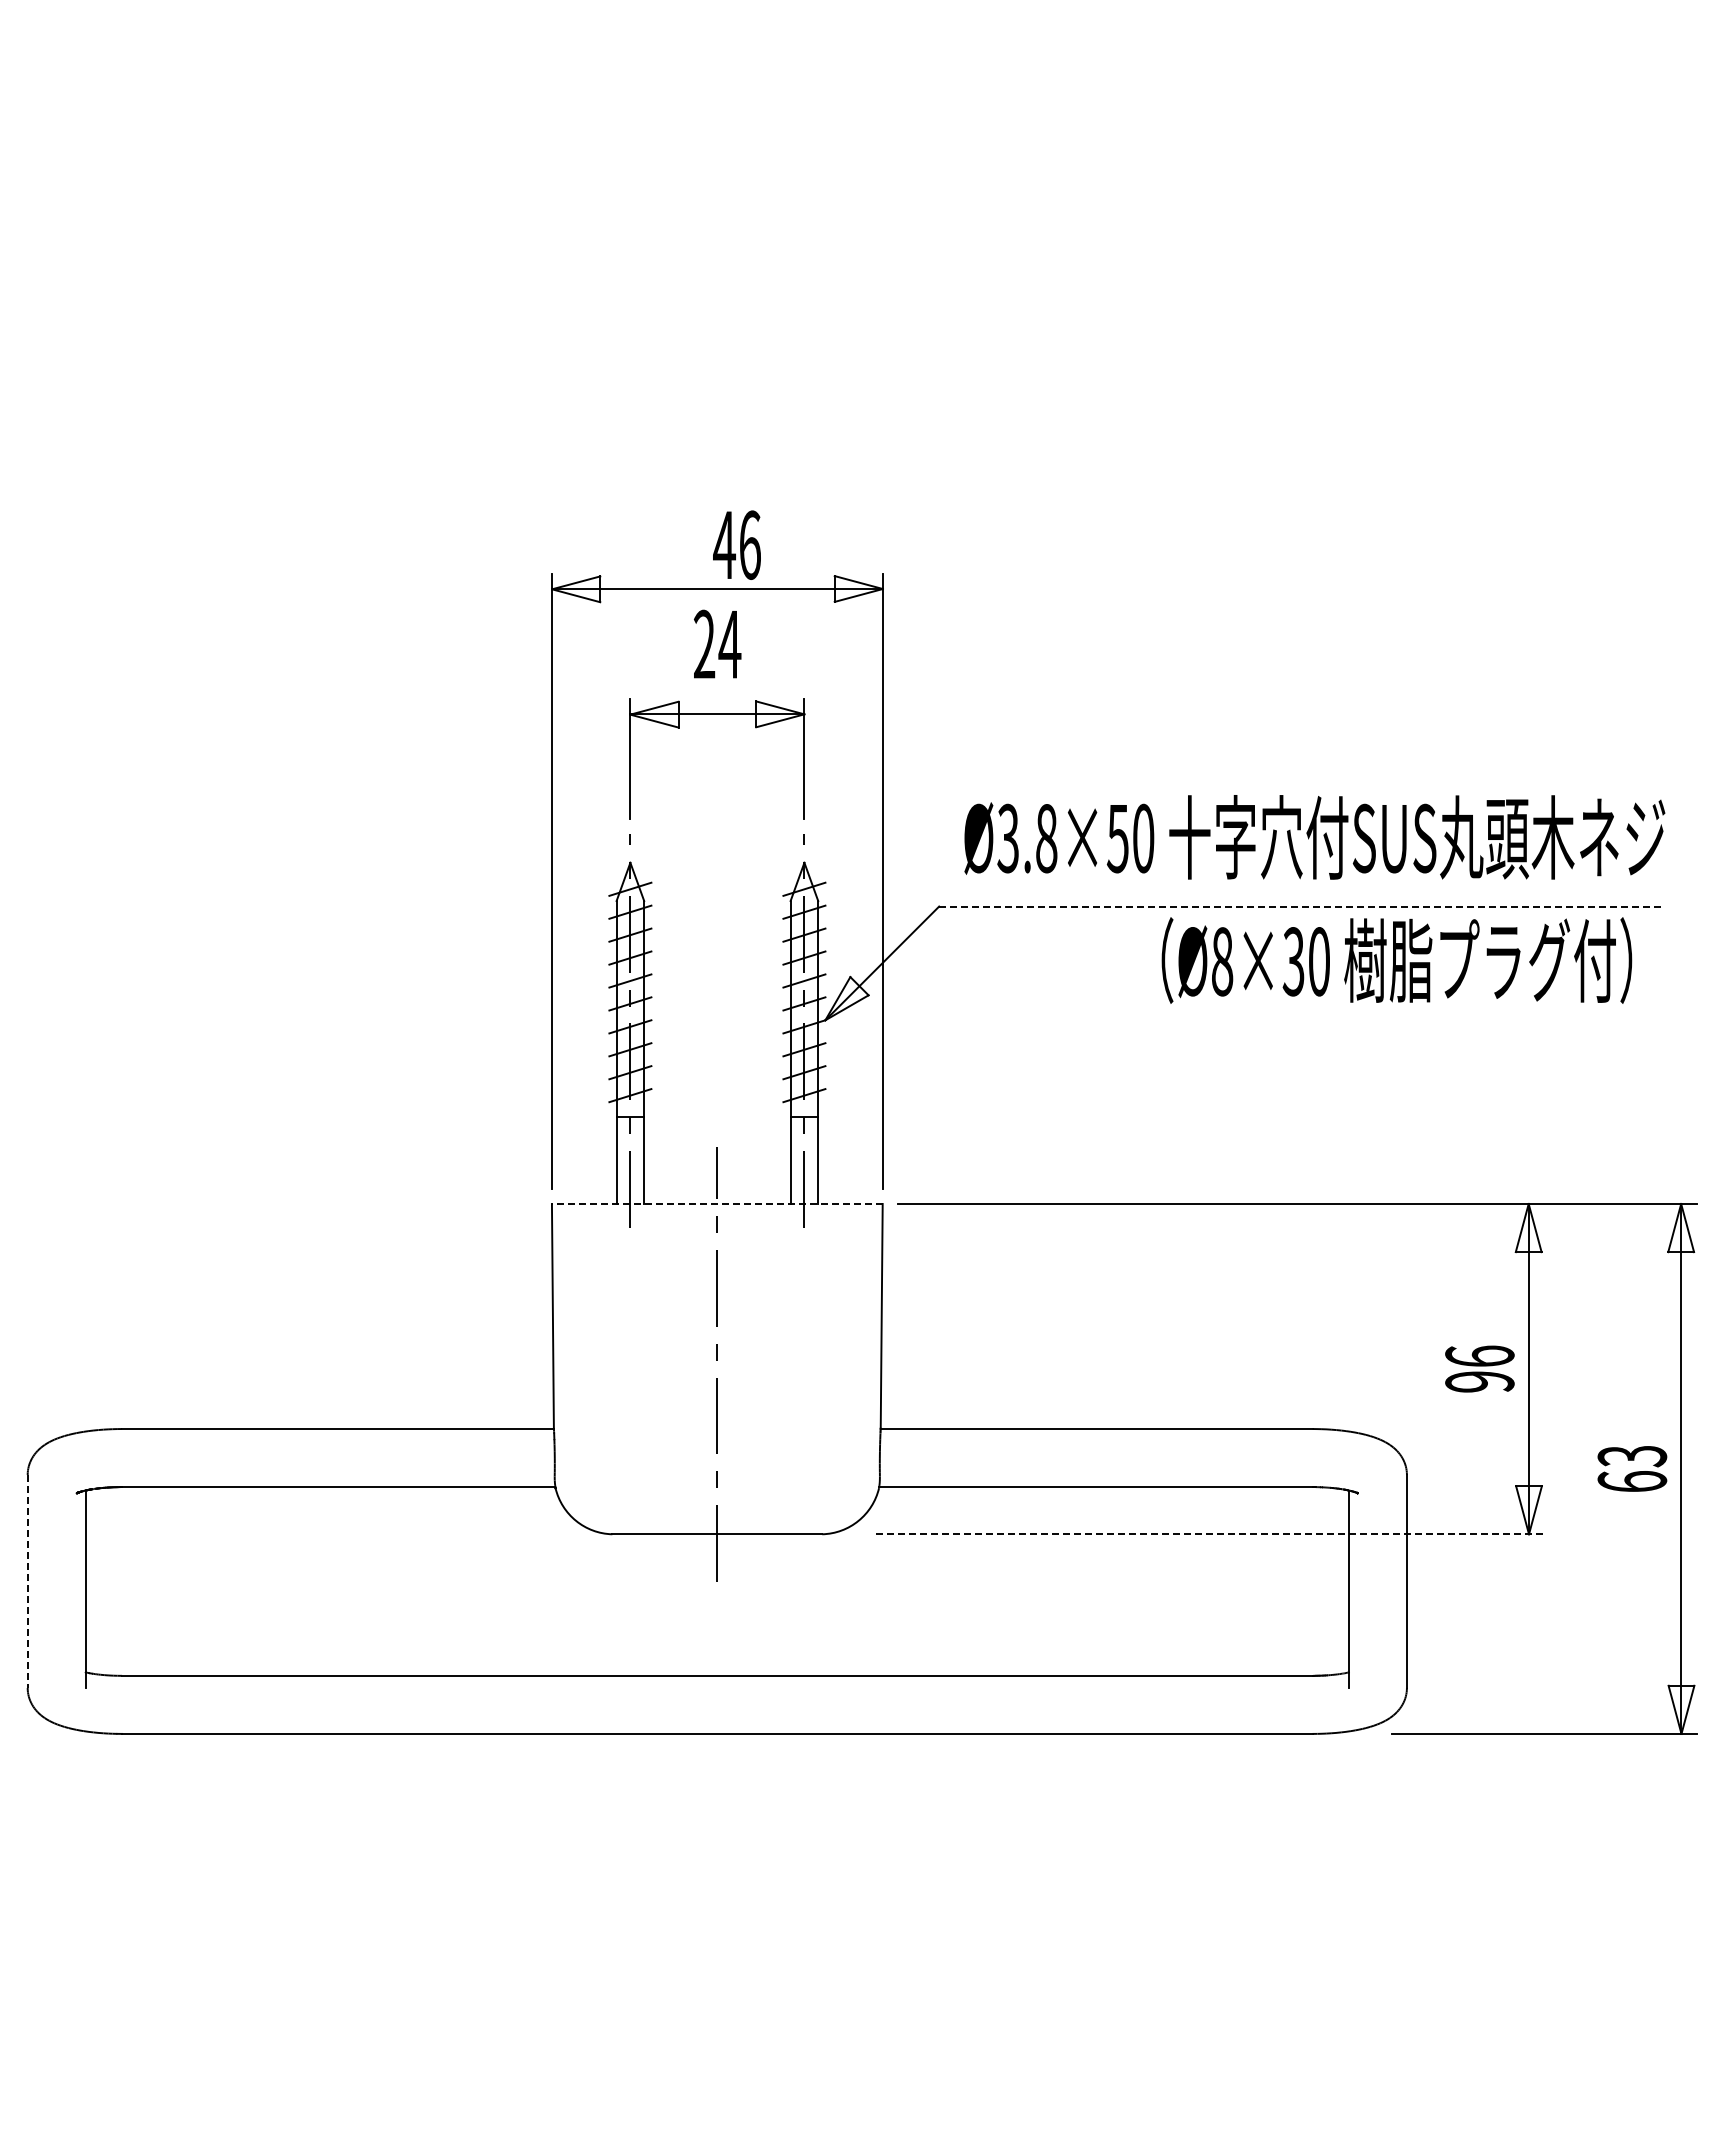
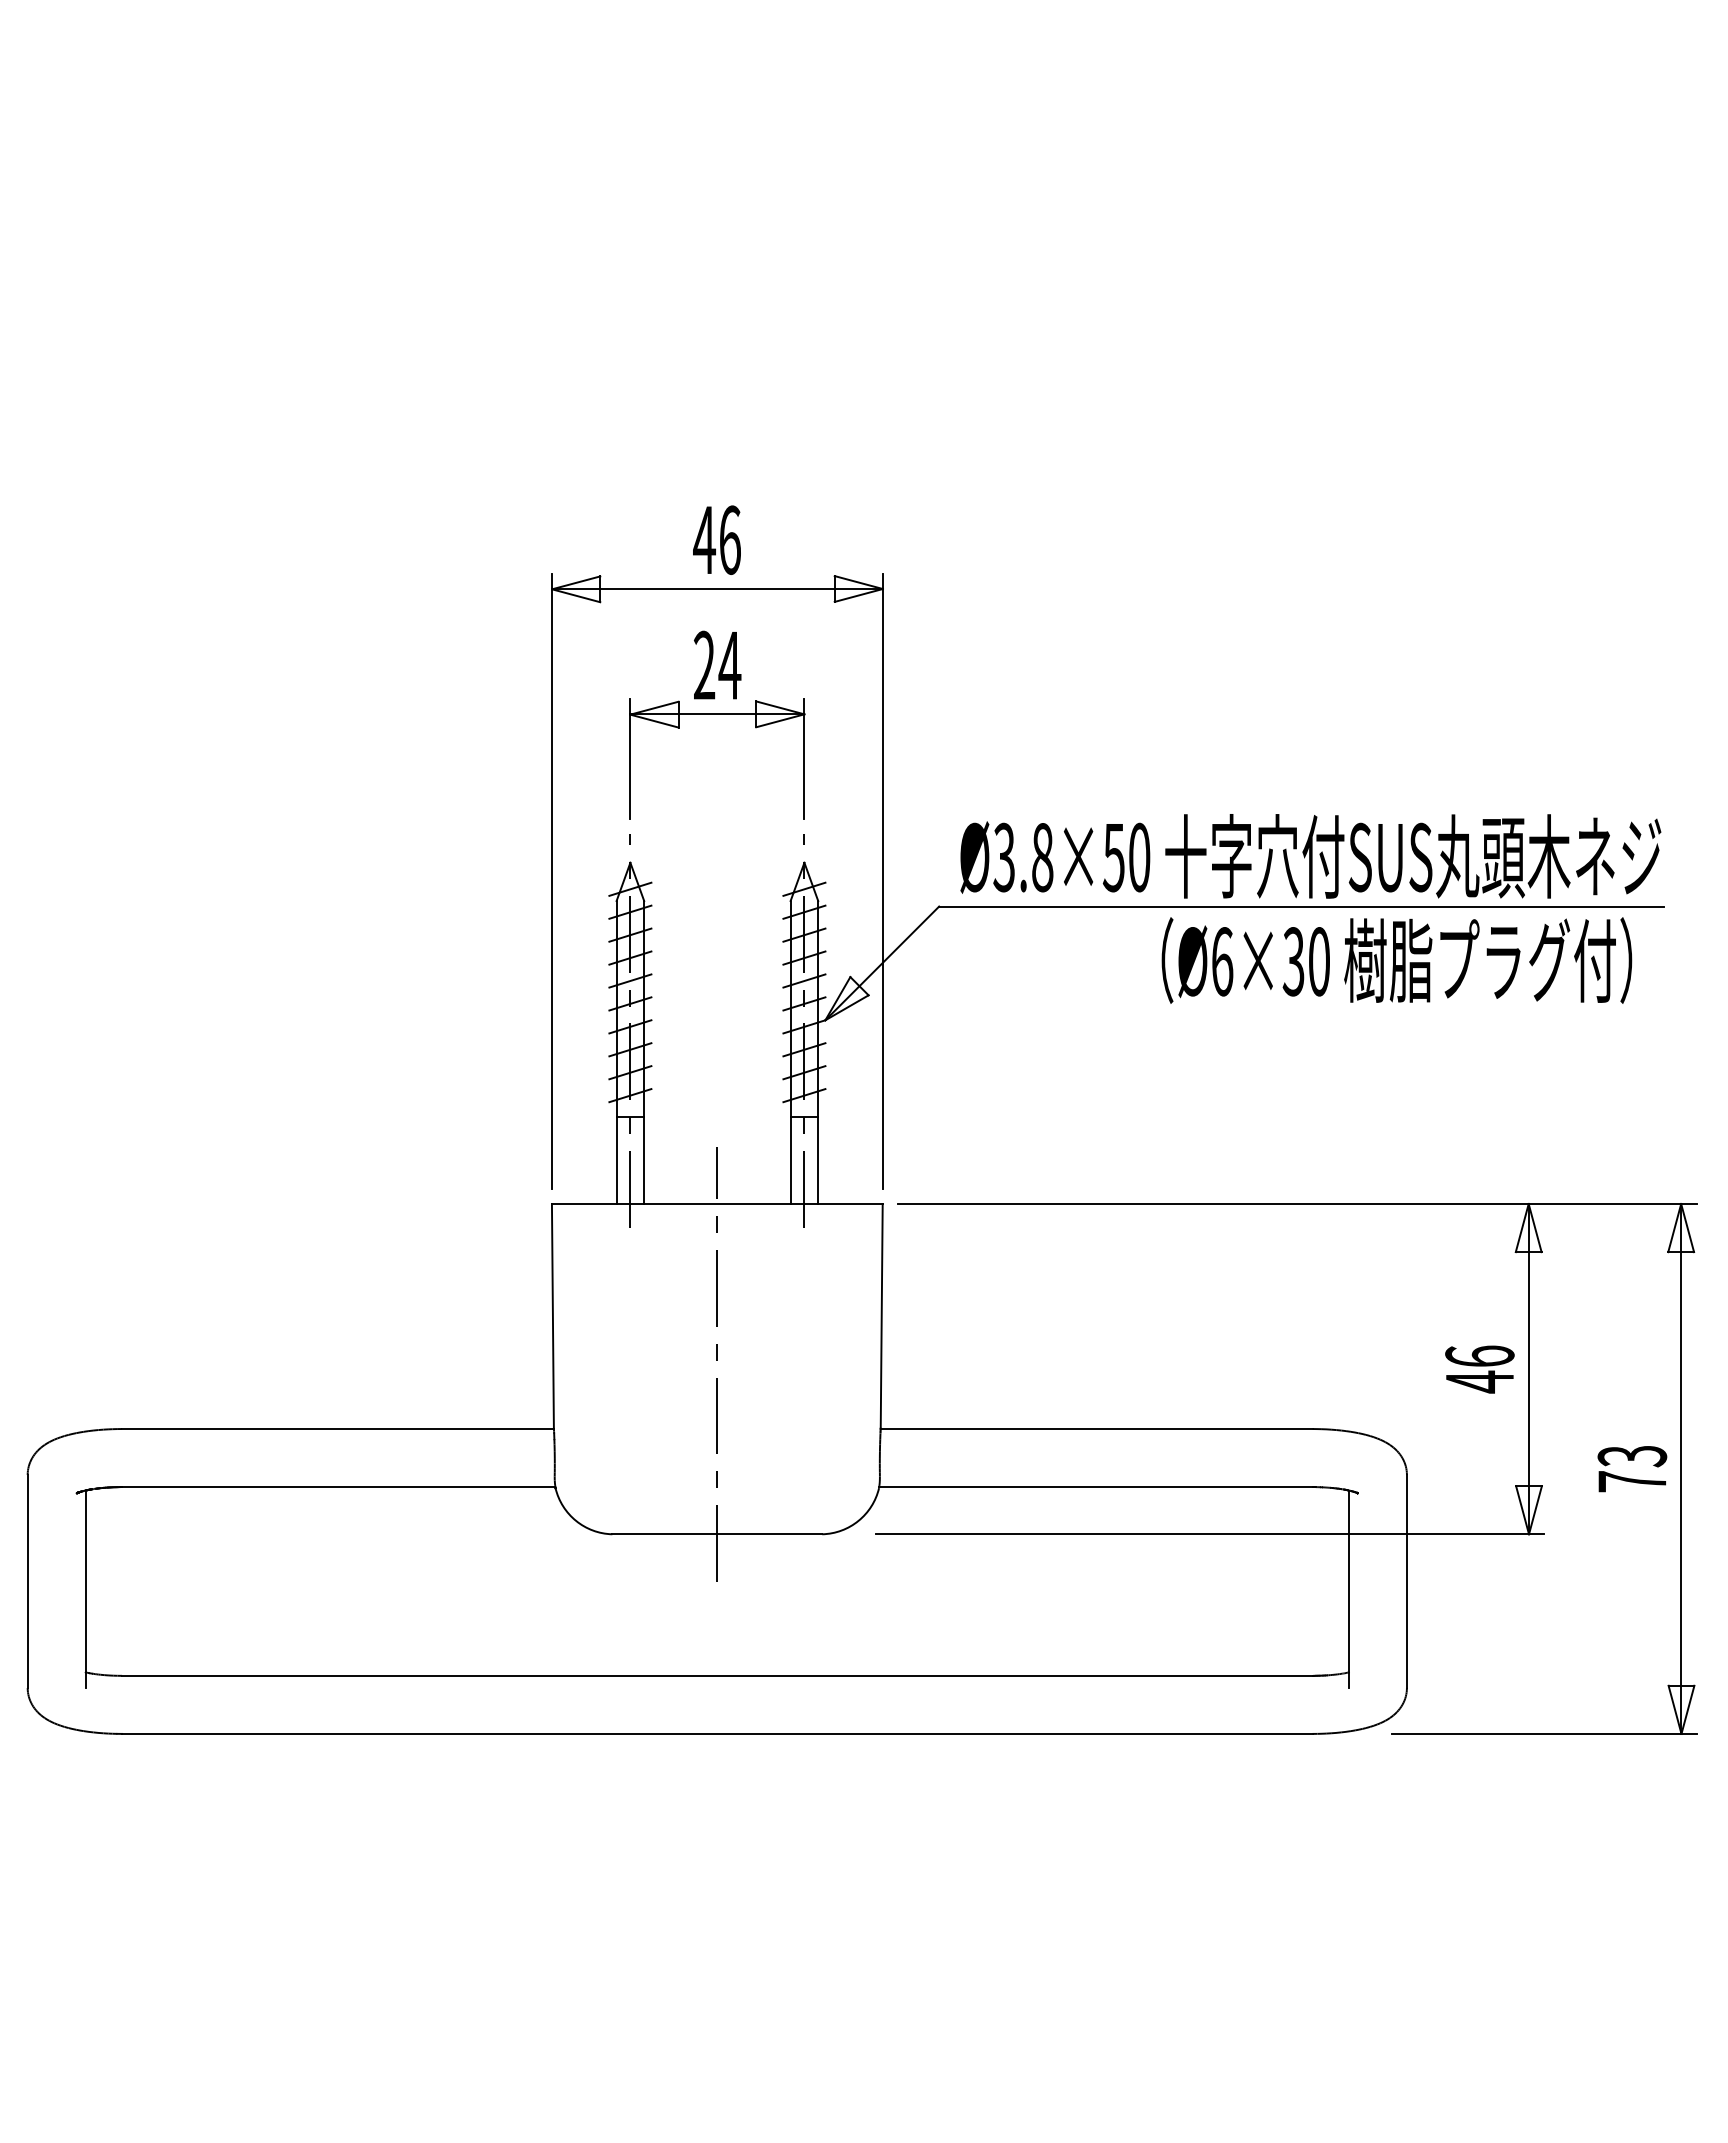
text position: (736, 544) -> (716, 539) (716, 539)
text position: (717, 643) -> (717, 664) (717, 664)
text position: (1314, 837) -> (1310, 856) (1310, 856)
line: dashed -> solid (1302, 906)
text: Ø8×30 -> Ø6×30 (1222, 961)
line: dashed -> solid (716, 1203)
text: 96 -> 46 (1479, 1381)
text: 63 -> 73 (1632, 1481)
line: dashed -> solid (1210, 1534)
line: dashed -> solid (27, 1581)
